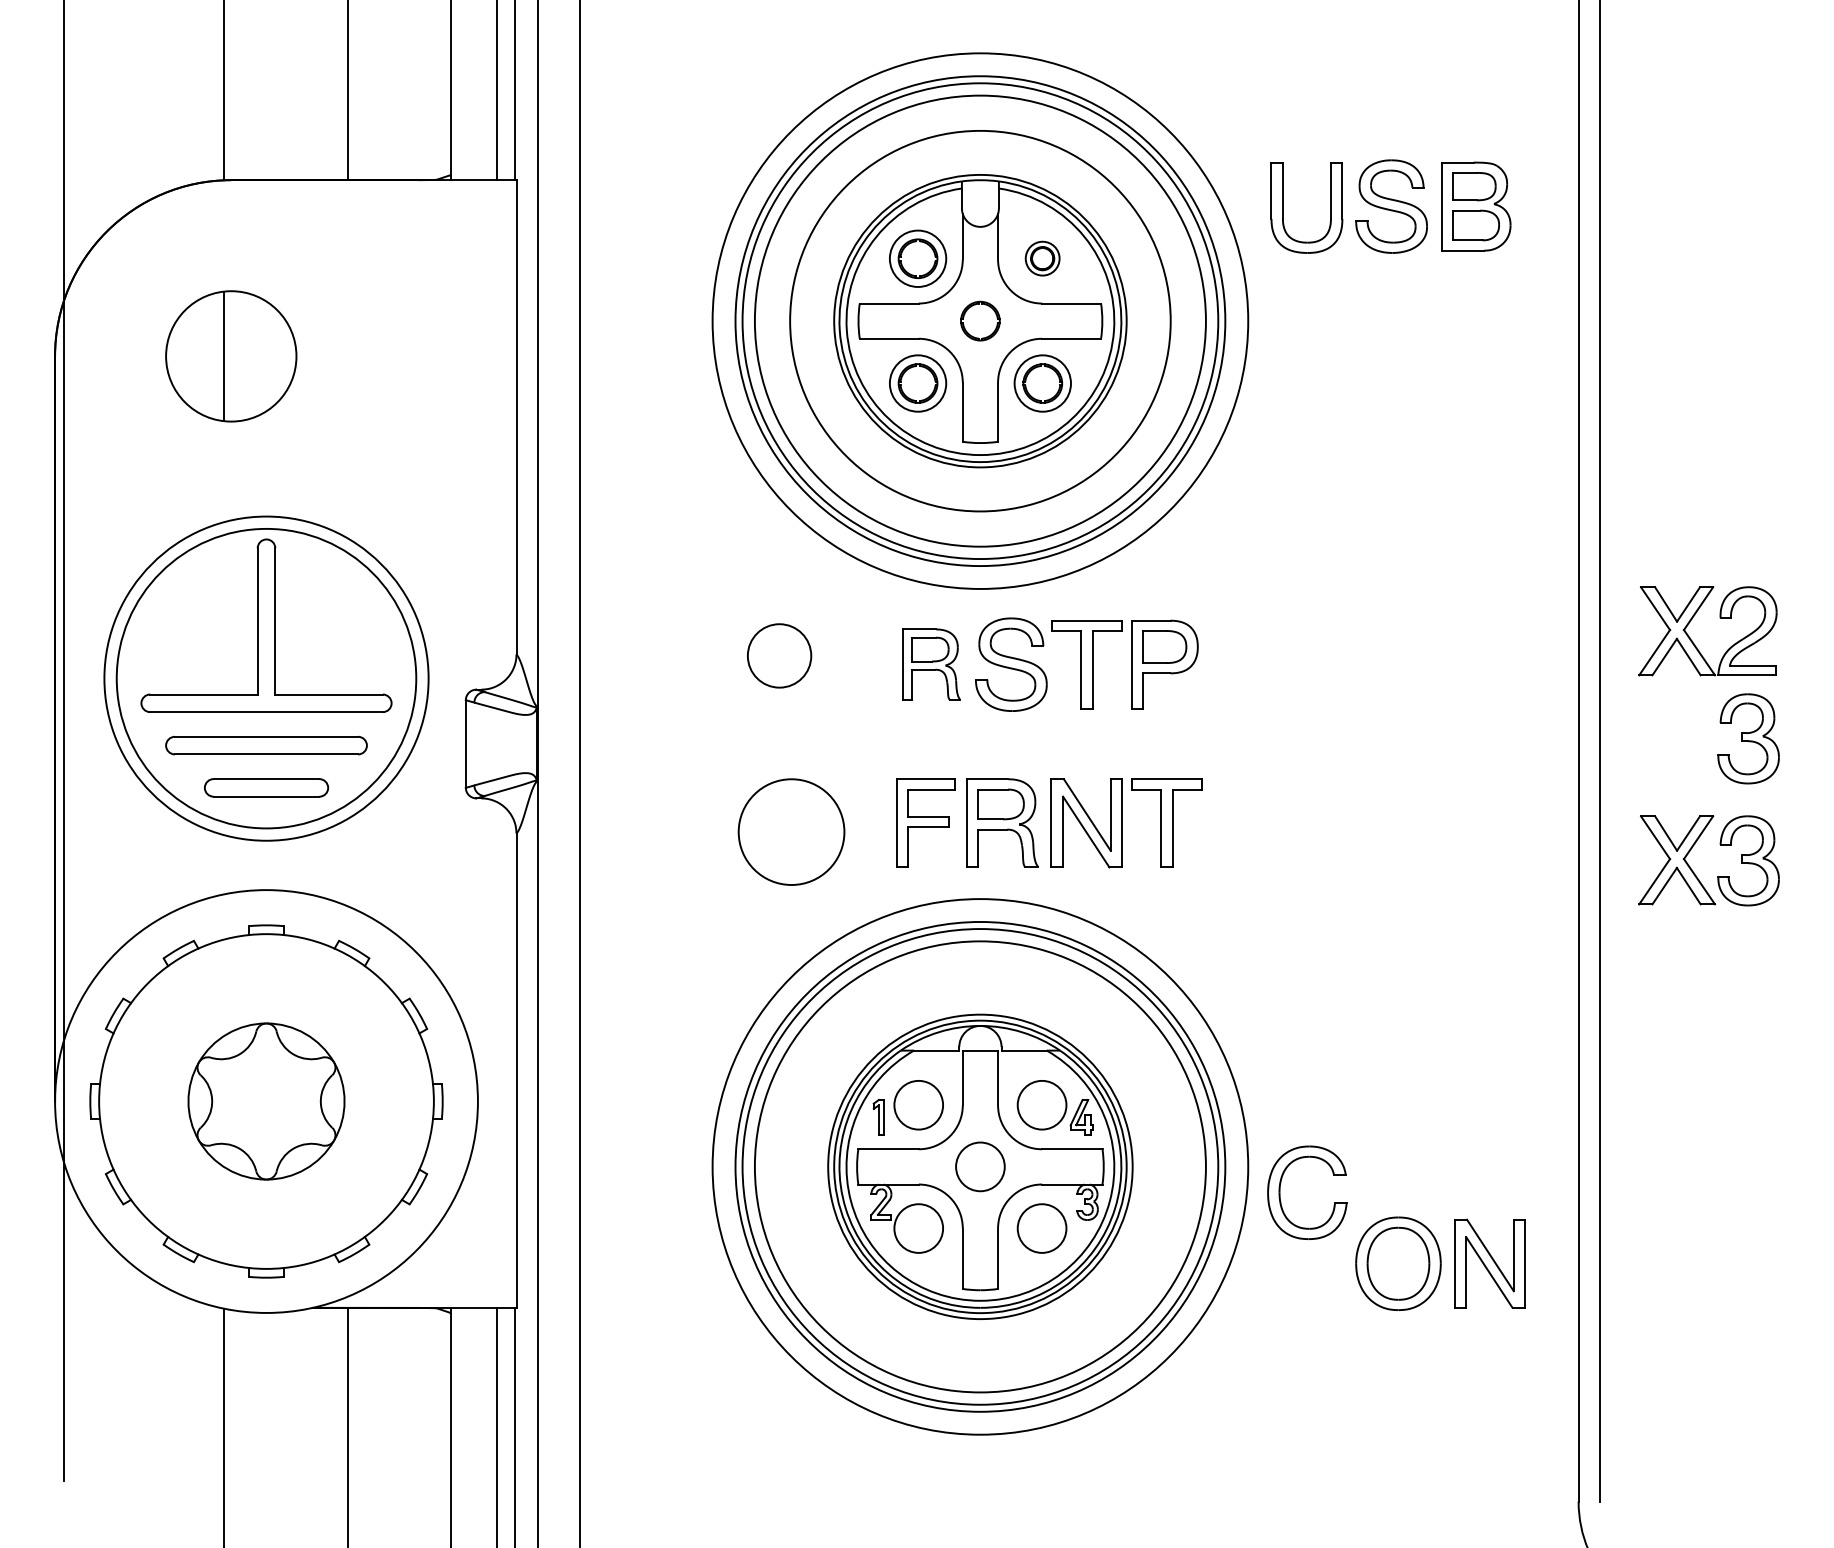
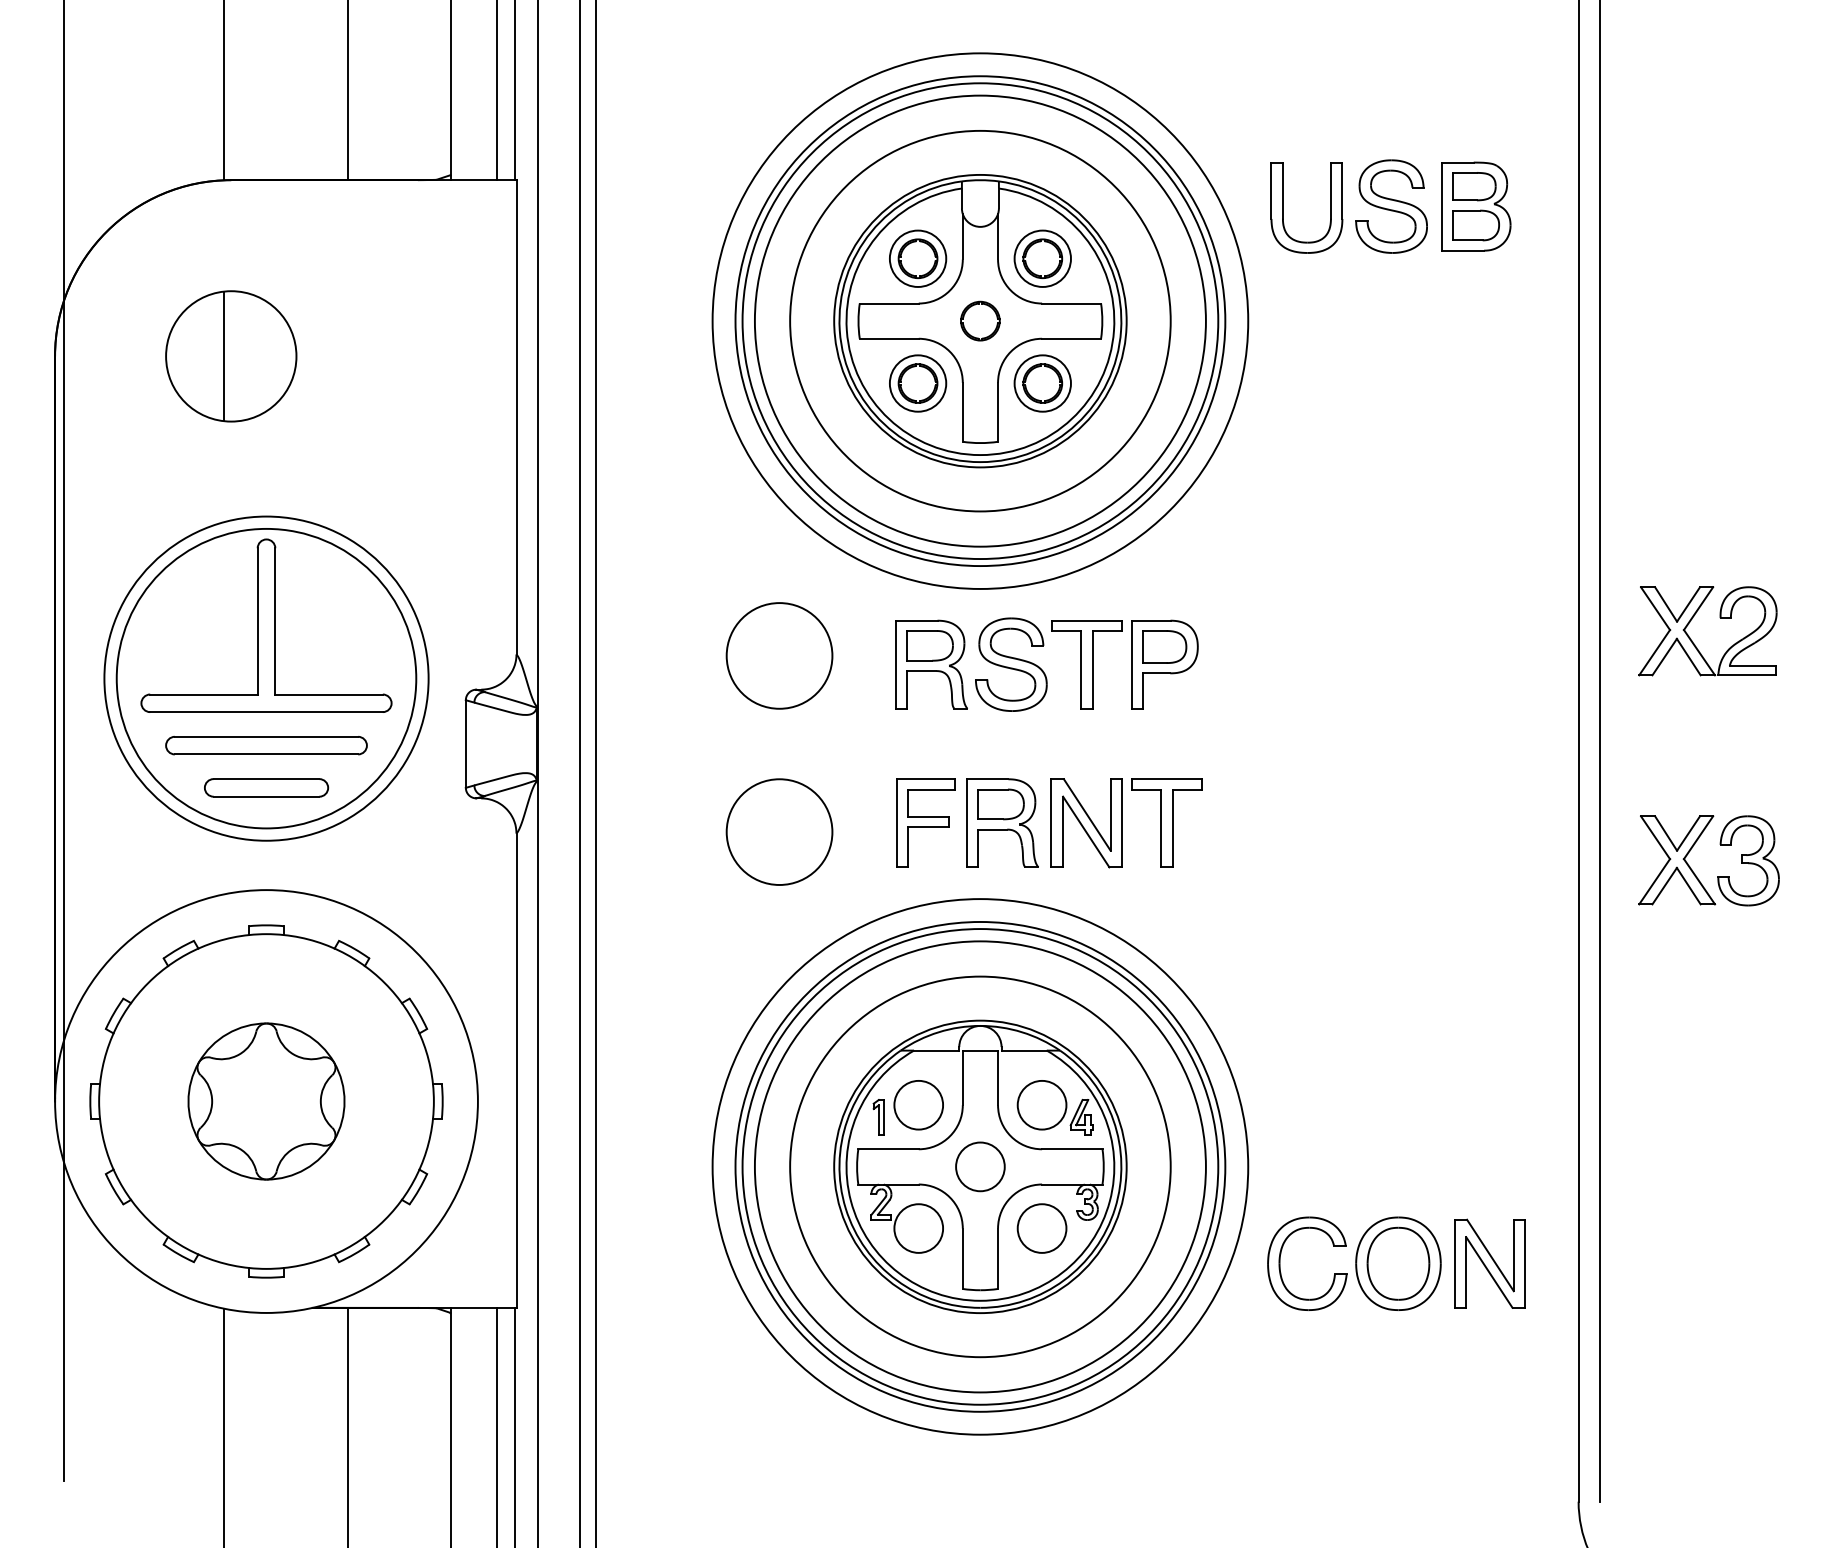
part size: 37x37 px -> 59x59 px (1042, 258)
circle diameter: 63 px -> 106 px (779, 655)
part size: 59x73 px -> 73x91 px (931, 664)
part: present -> none (1748, 738)
line: none -> present (596, 773)
circle position: (791, 831) -> (779, 831) (779, 831)
circle diameter: 304 px -> 381 px (980, 1166)
part position: (1280, 1192) -> (1280, 1263) (1280, 1263)
